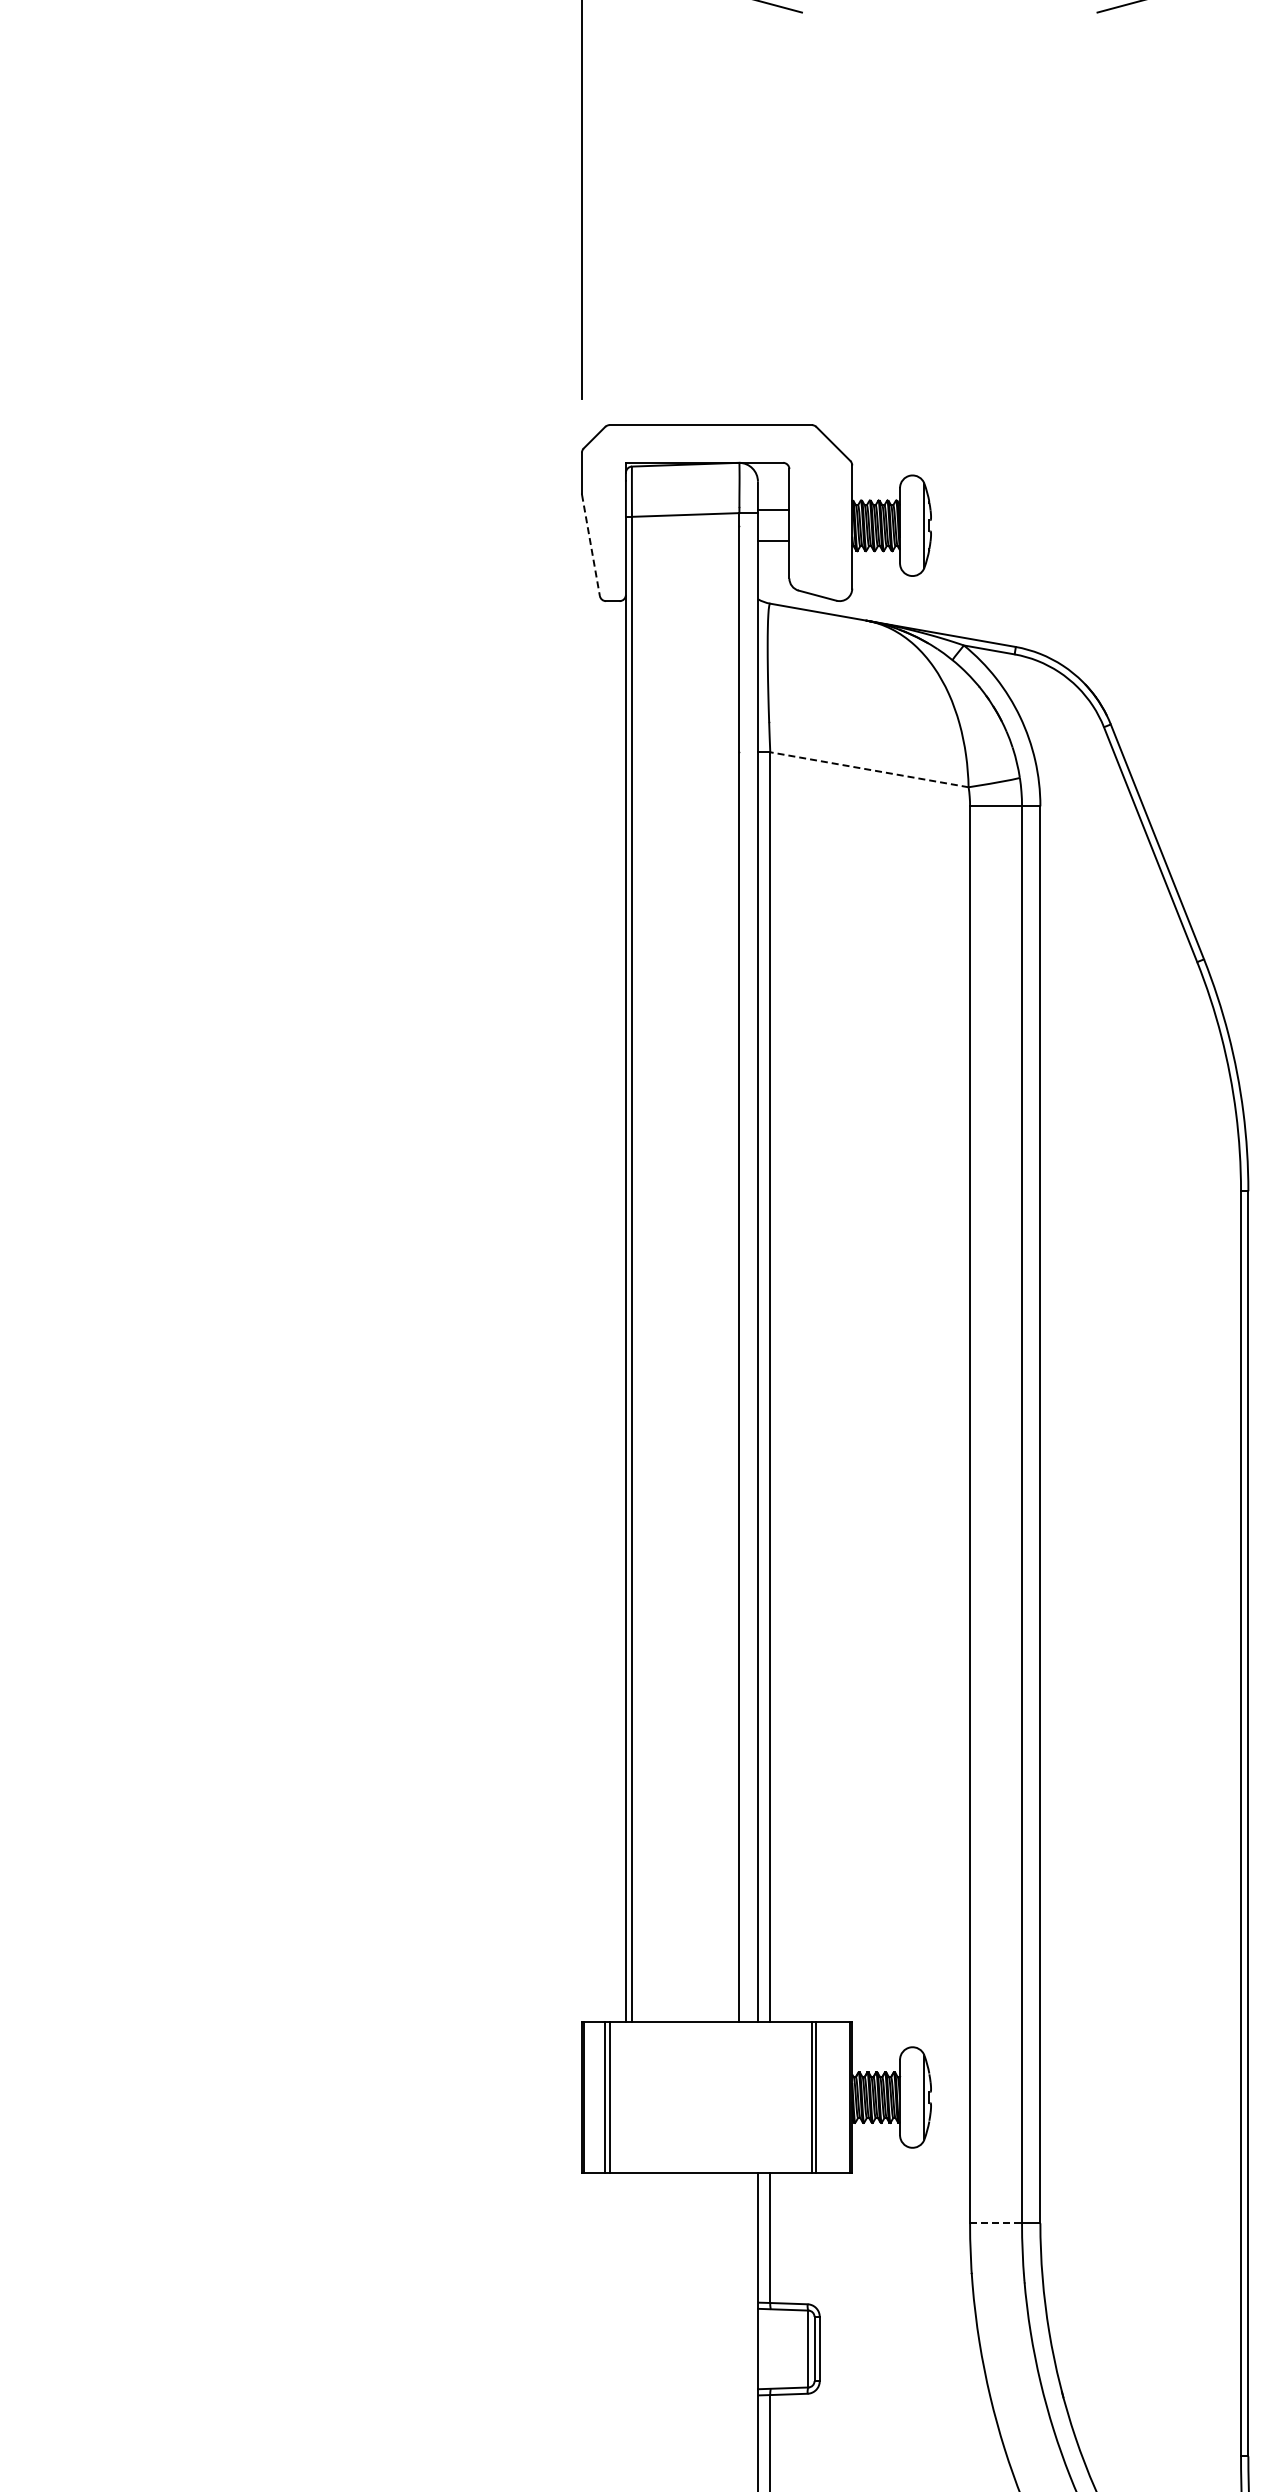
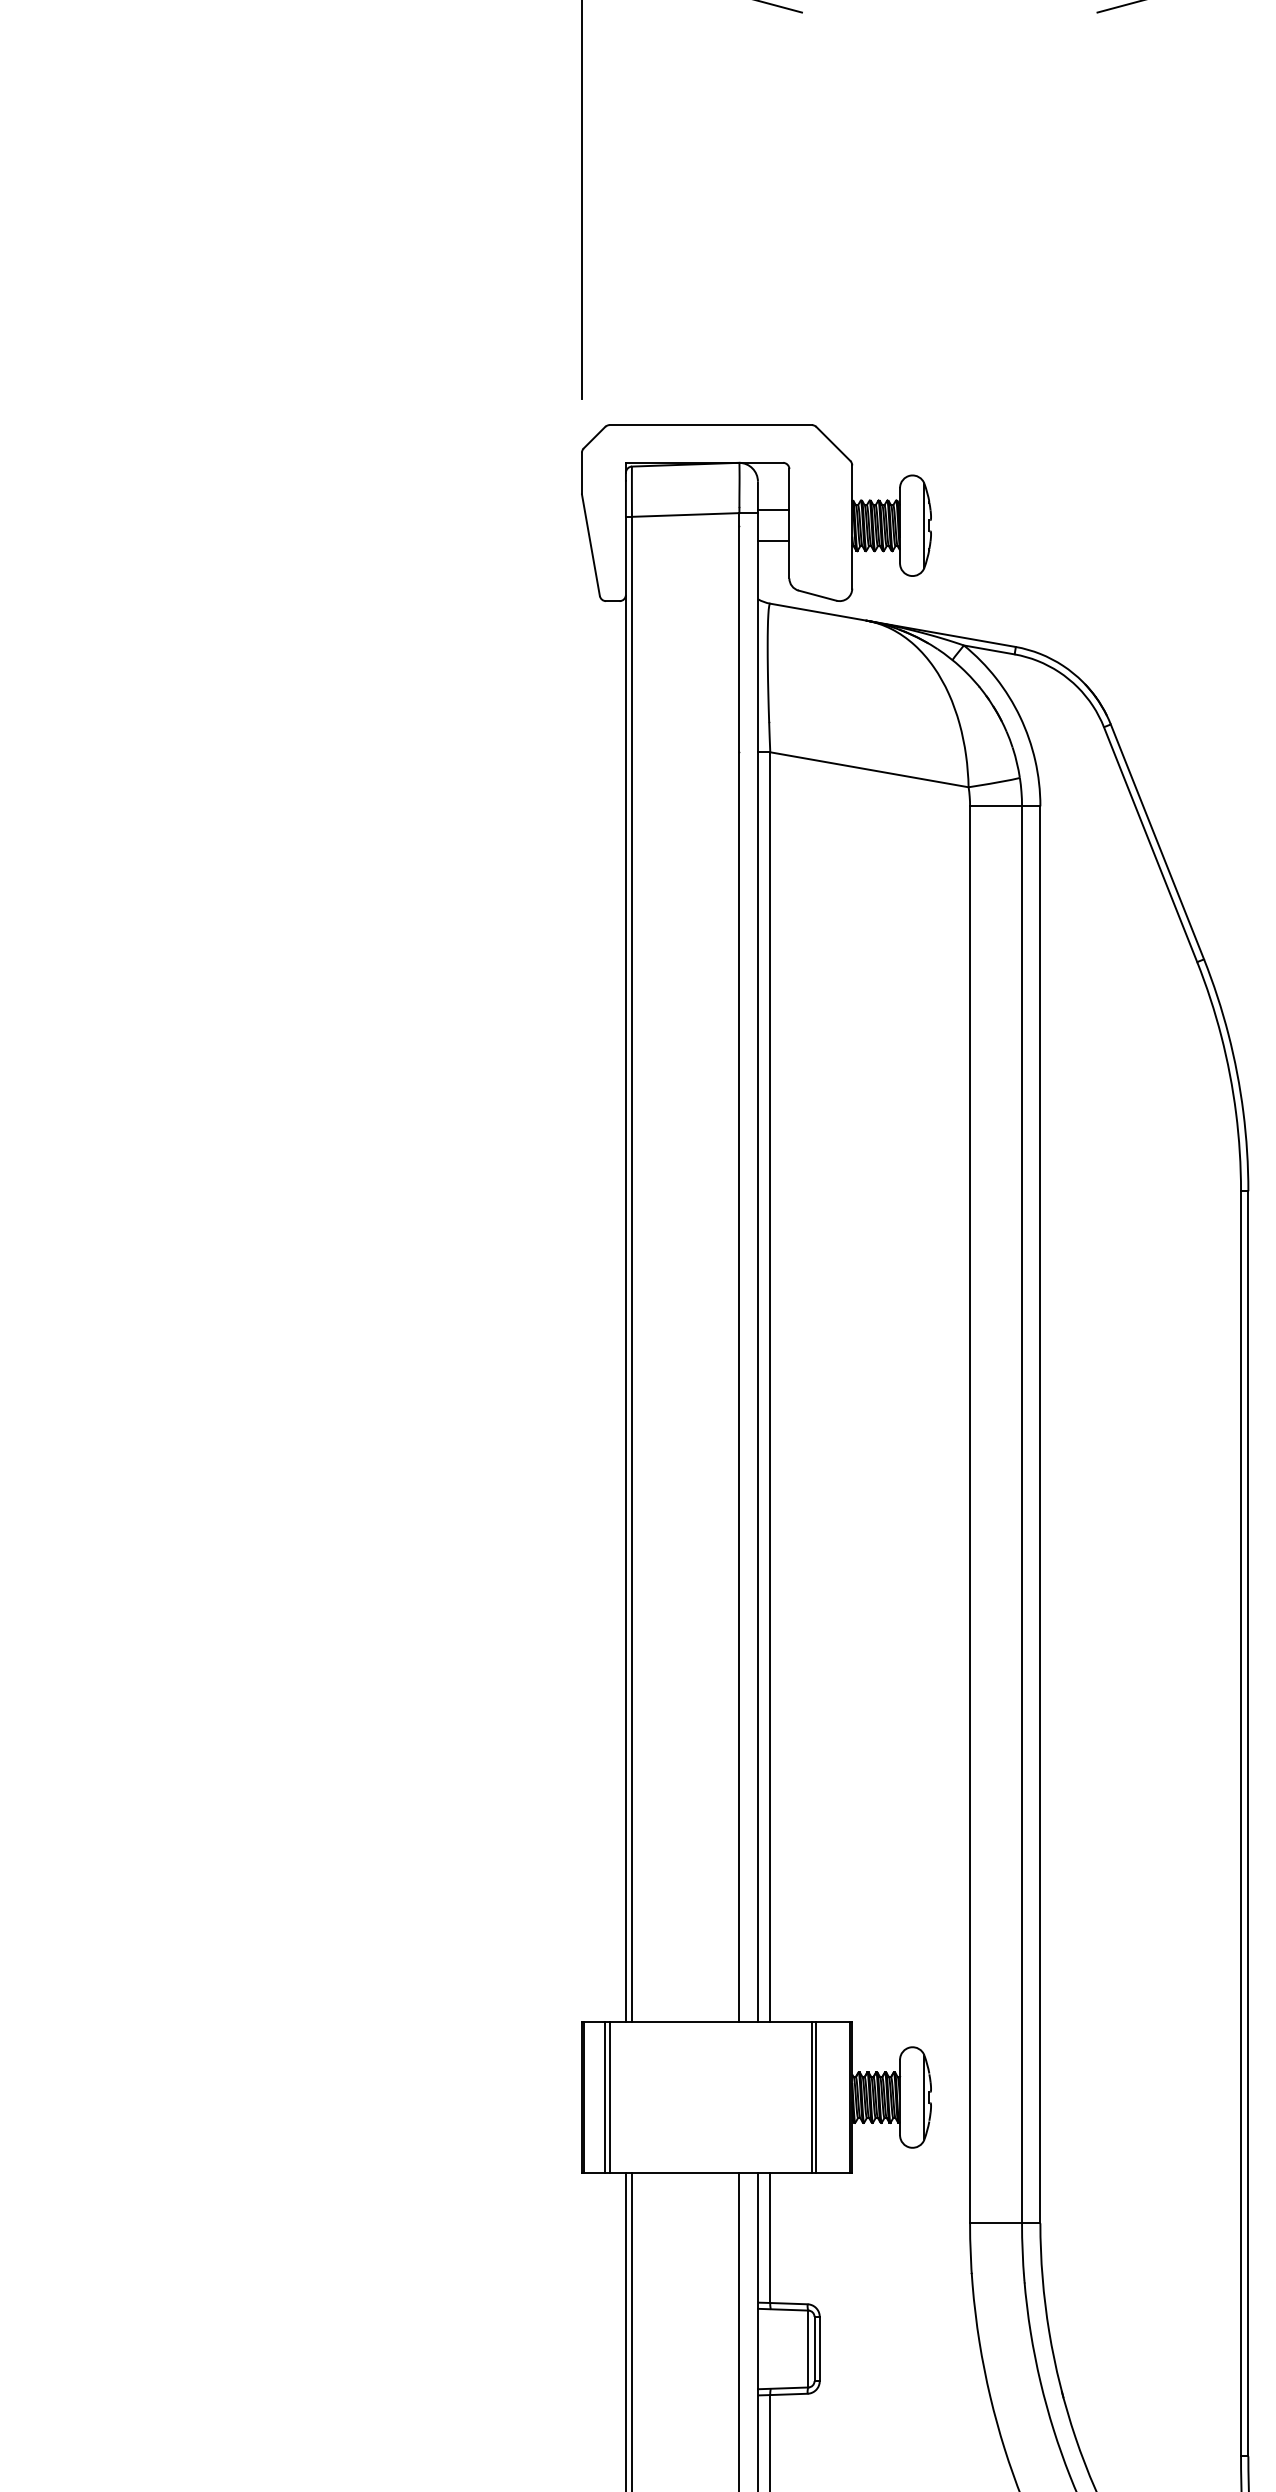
line: dashed -> solid (591, 545)
line: dashed -> solid (869, 769)
line: dashed -> solid (996, 2223)
line: none -> present (625, 2330)
line: none -> present (632, 2330)
line: none -> present (739, 2330)
